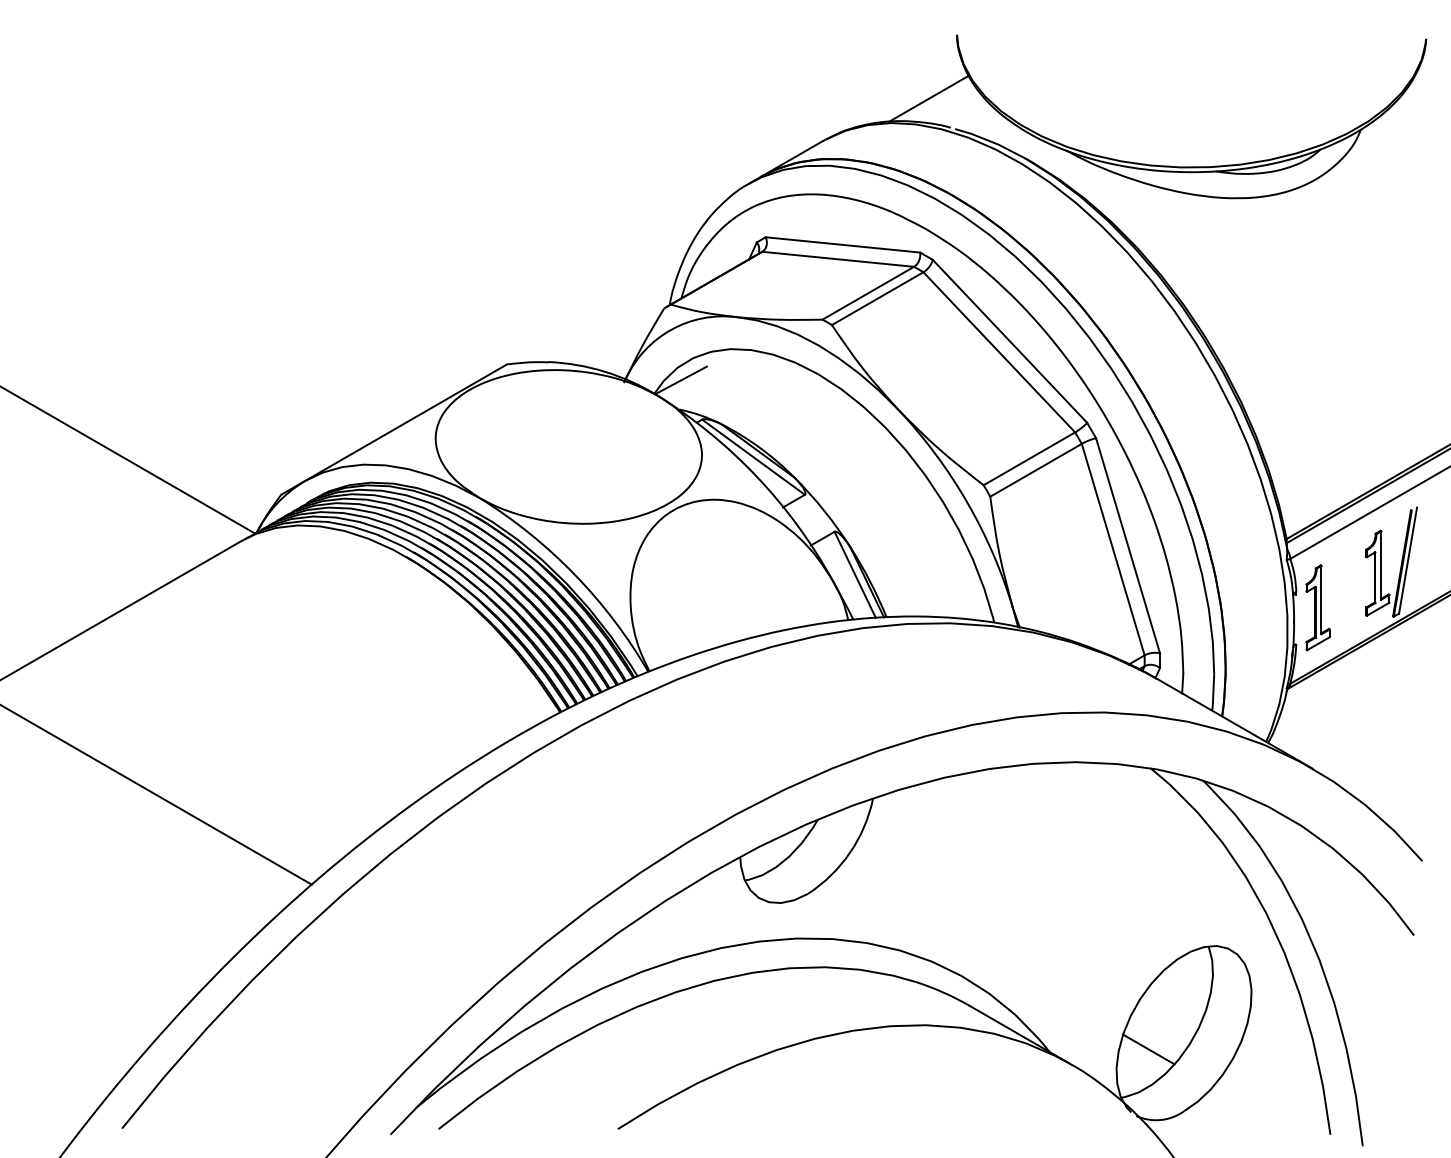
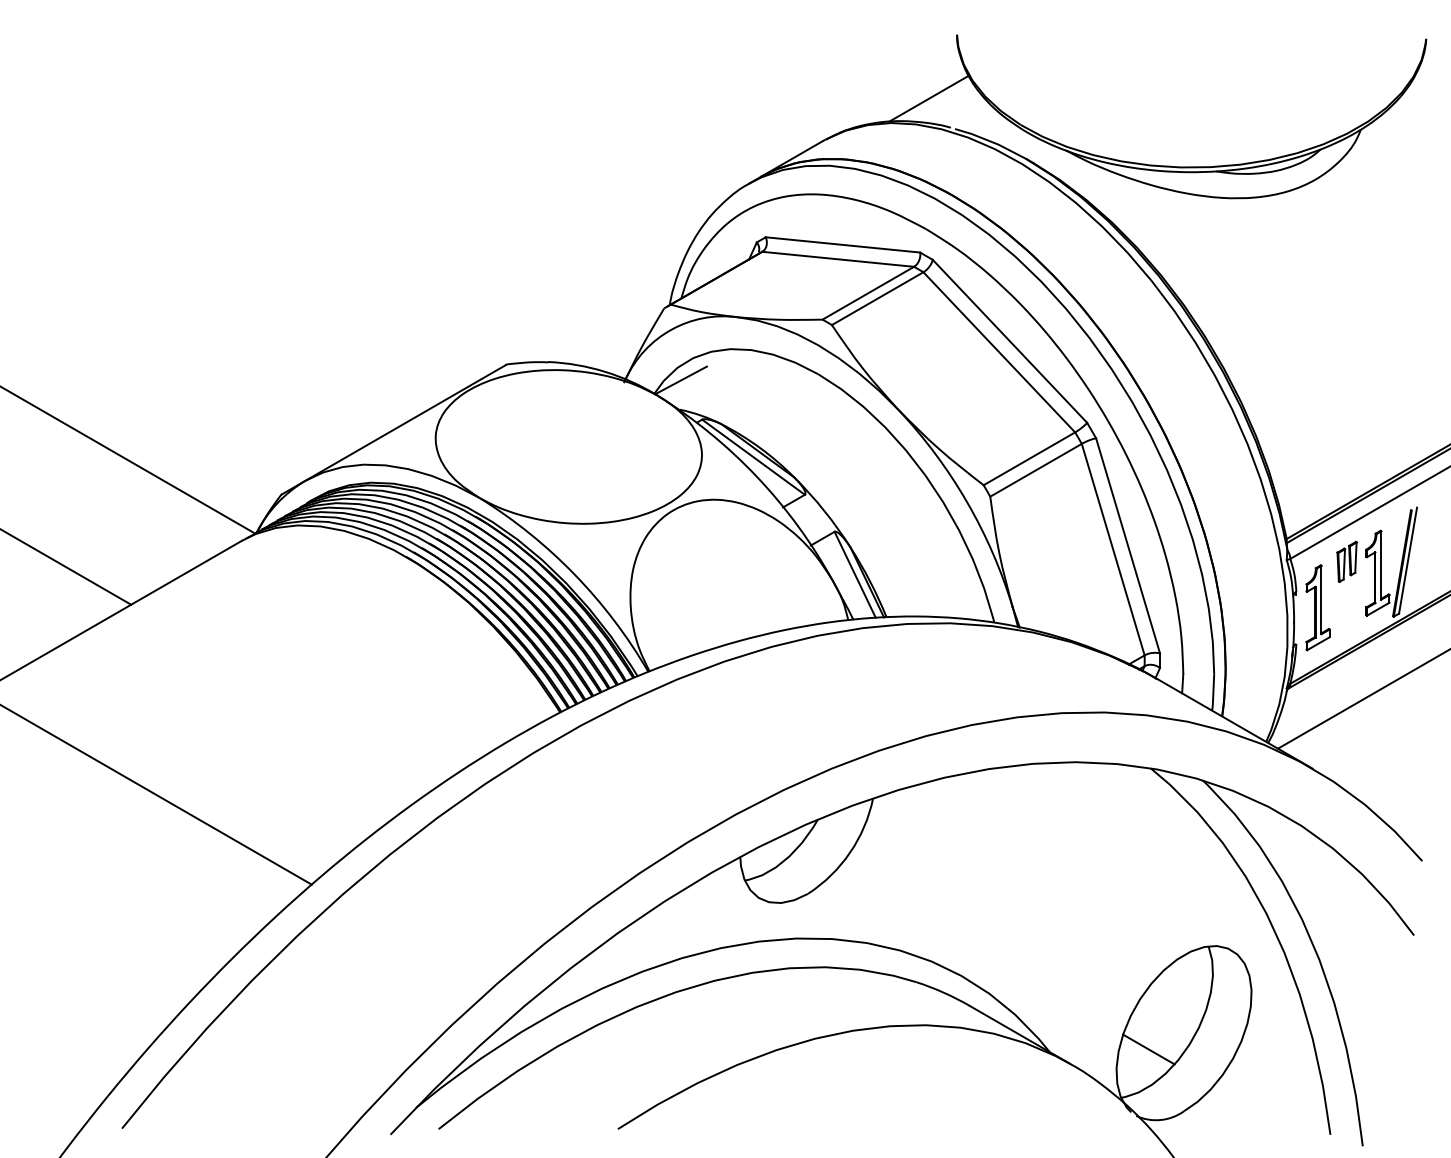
part: none -> present (1346, 561)
line: none -> present (66, 567)
line: none -> present (1362, 699)
